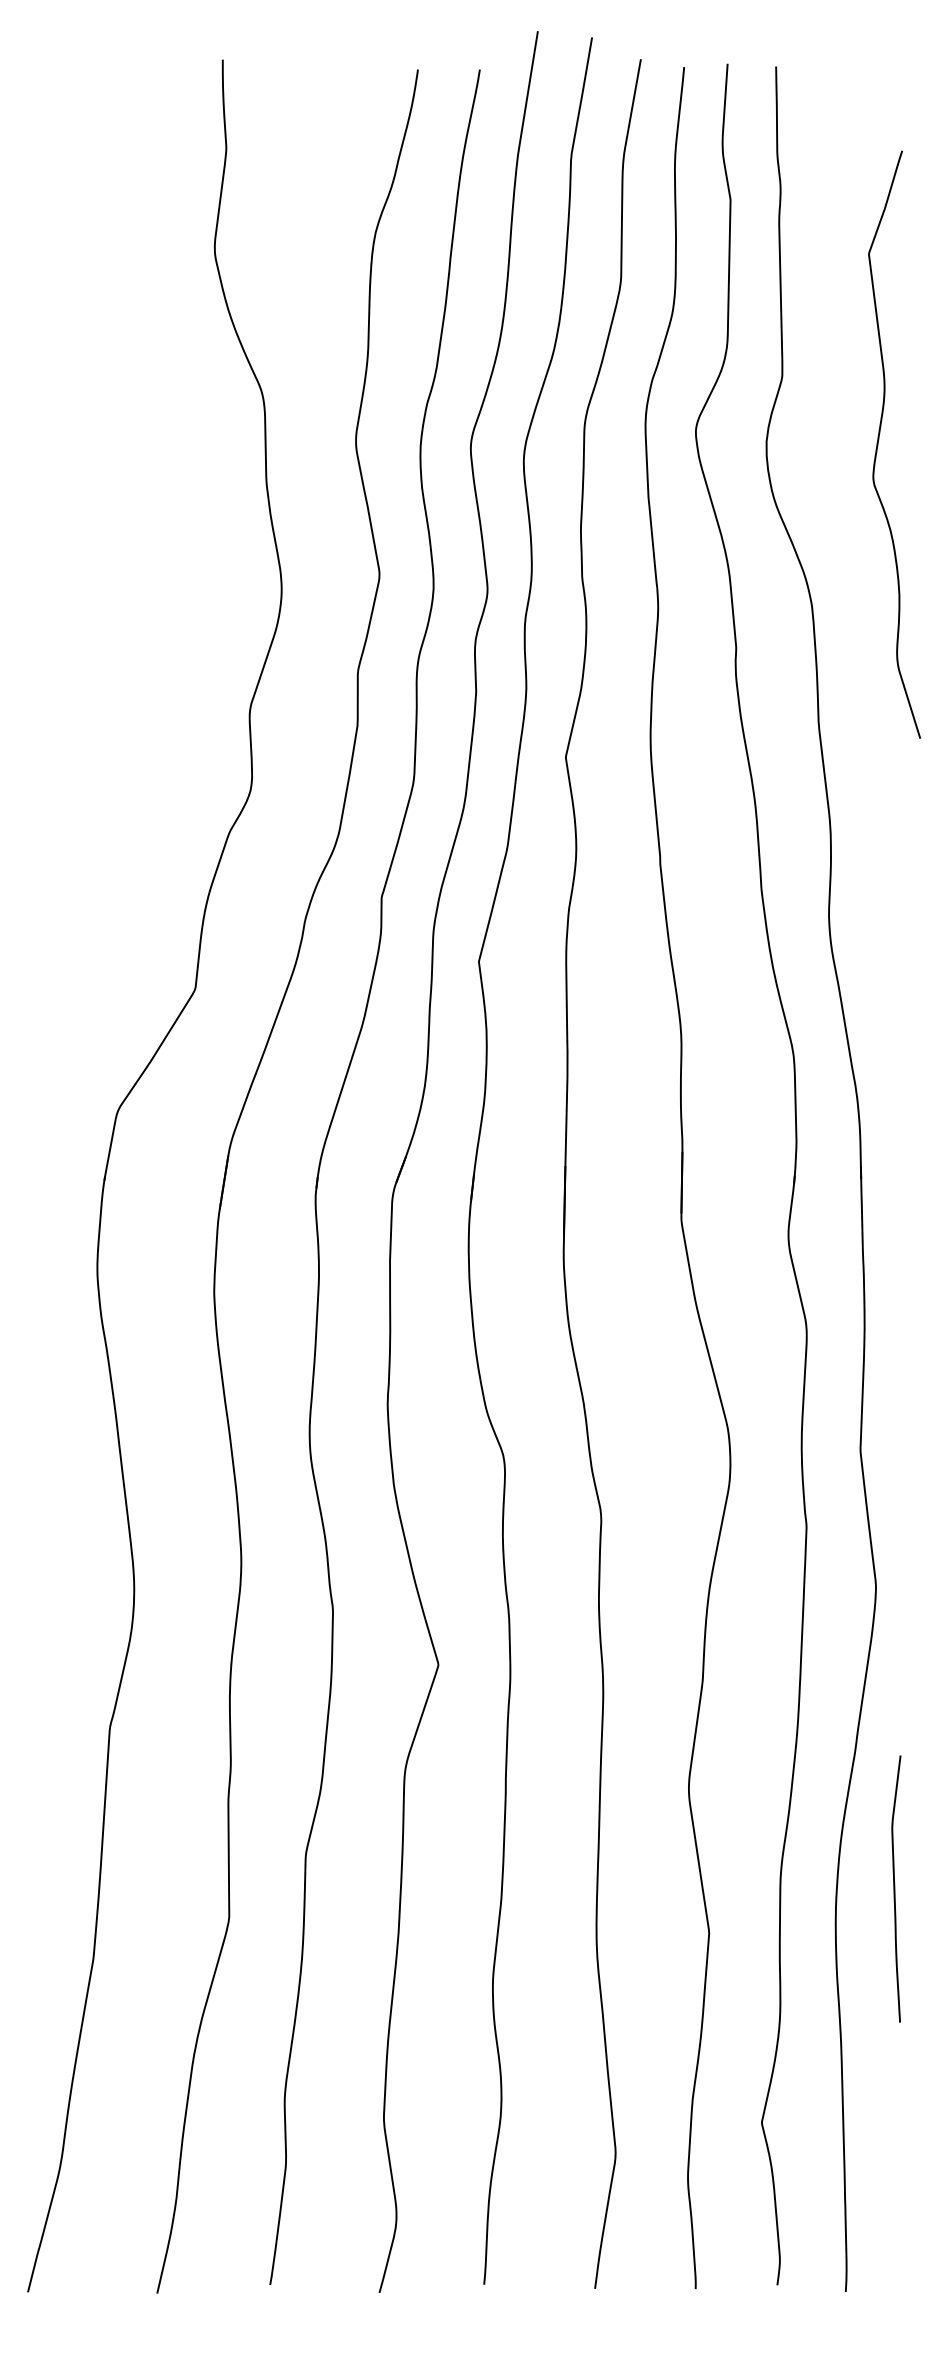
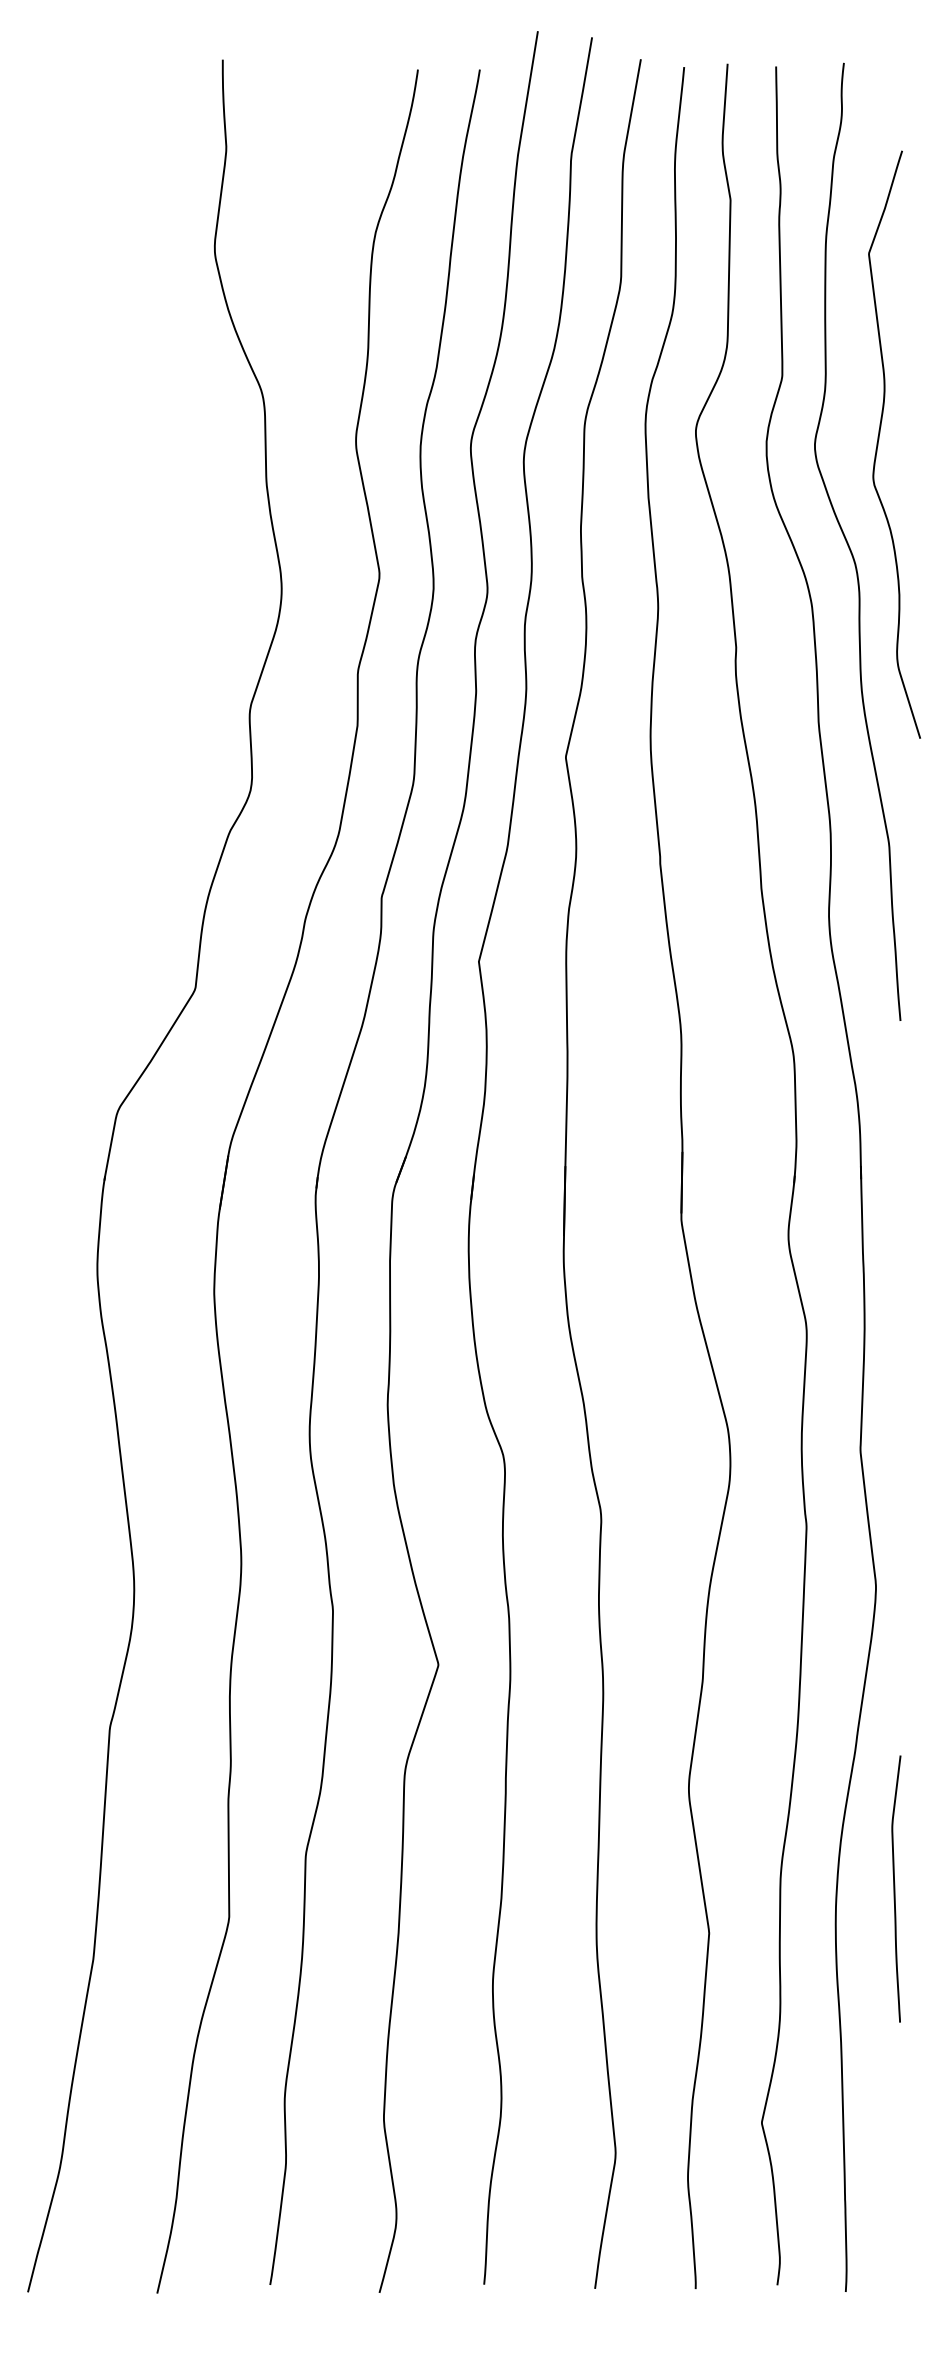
curve: none -> present (849, 545)
